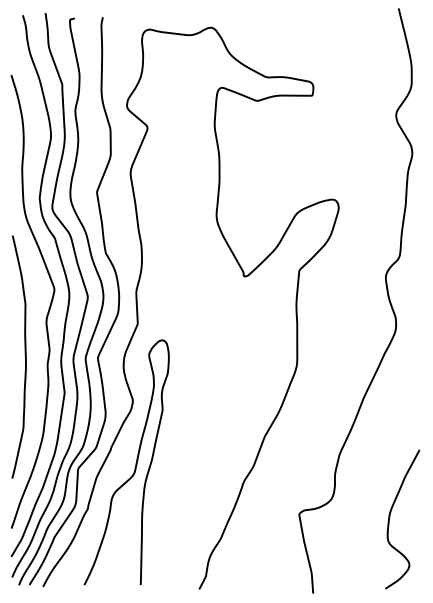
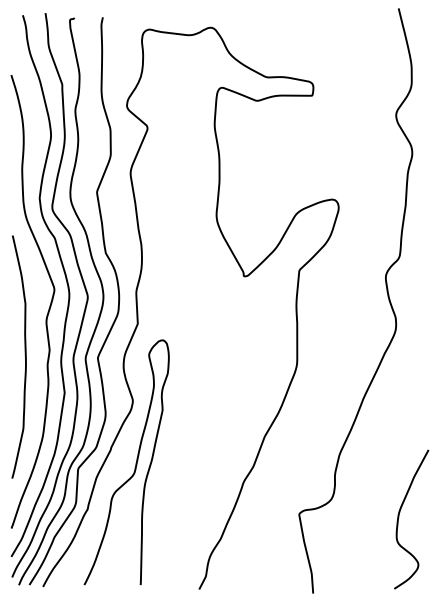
curve position: (390, 517) -> (399, 517) (399, 517)
